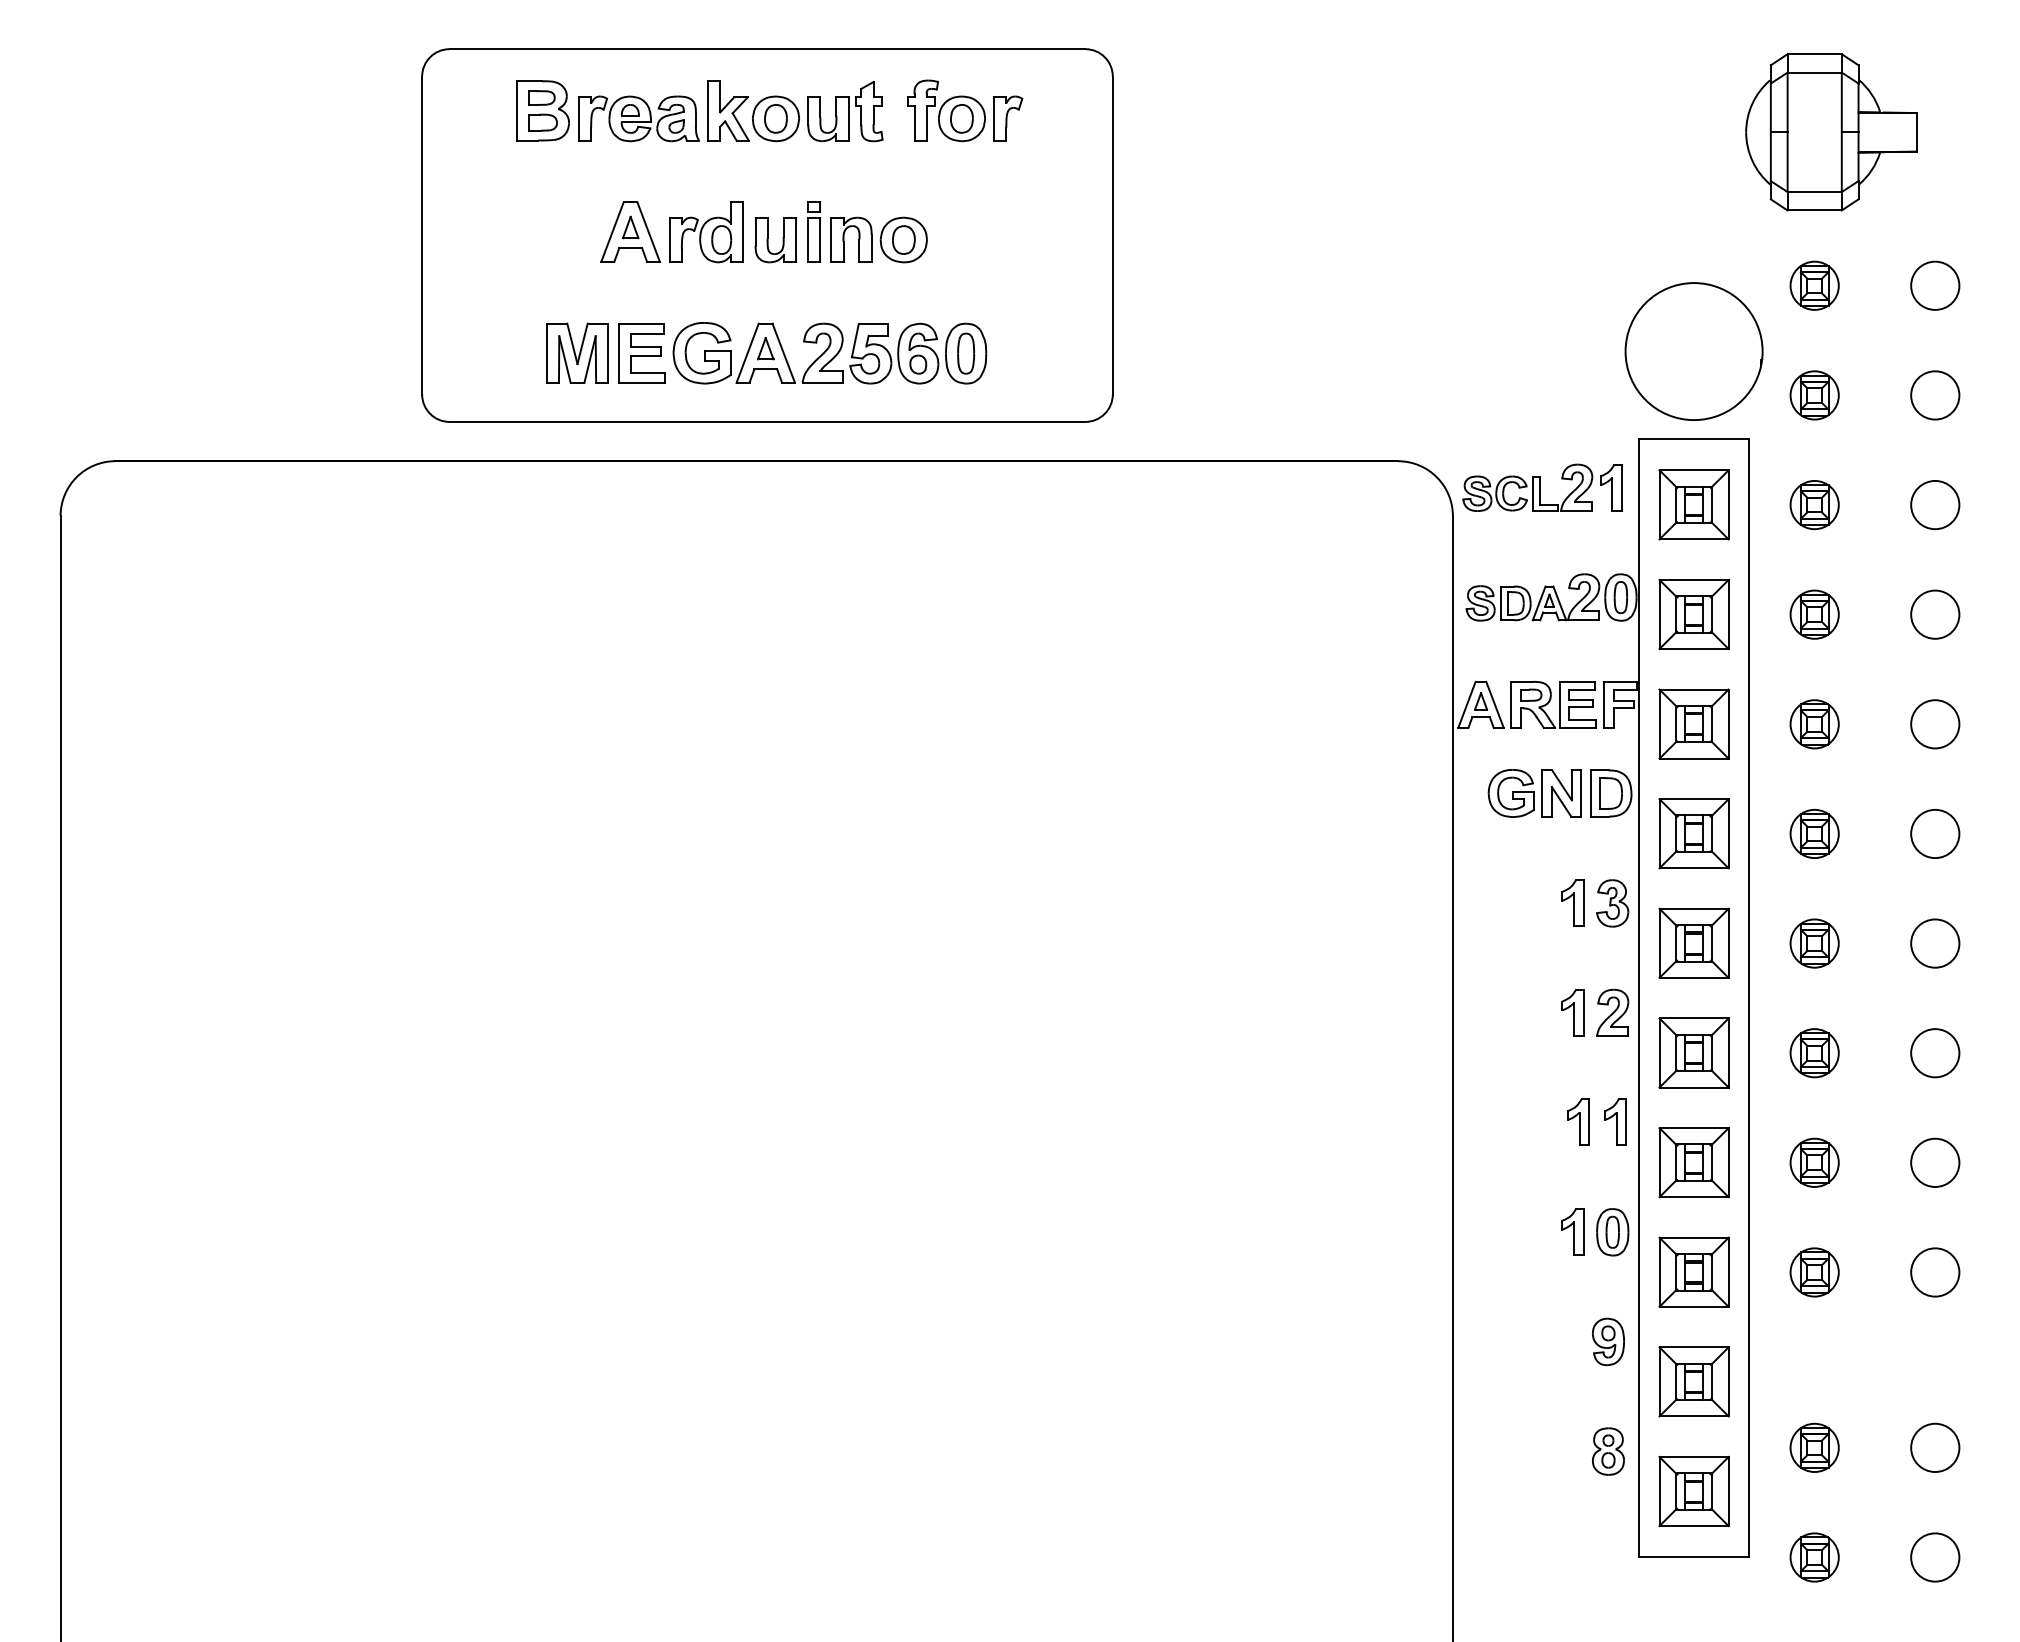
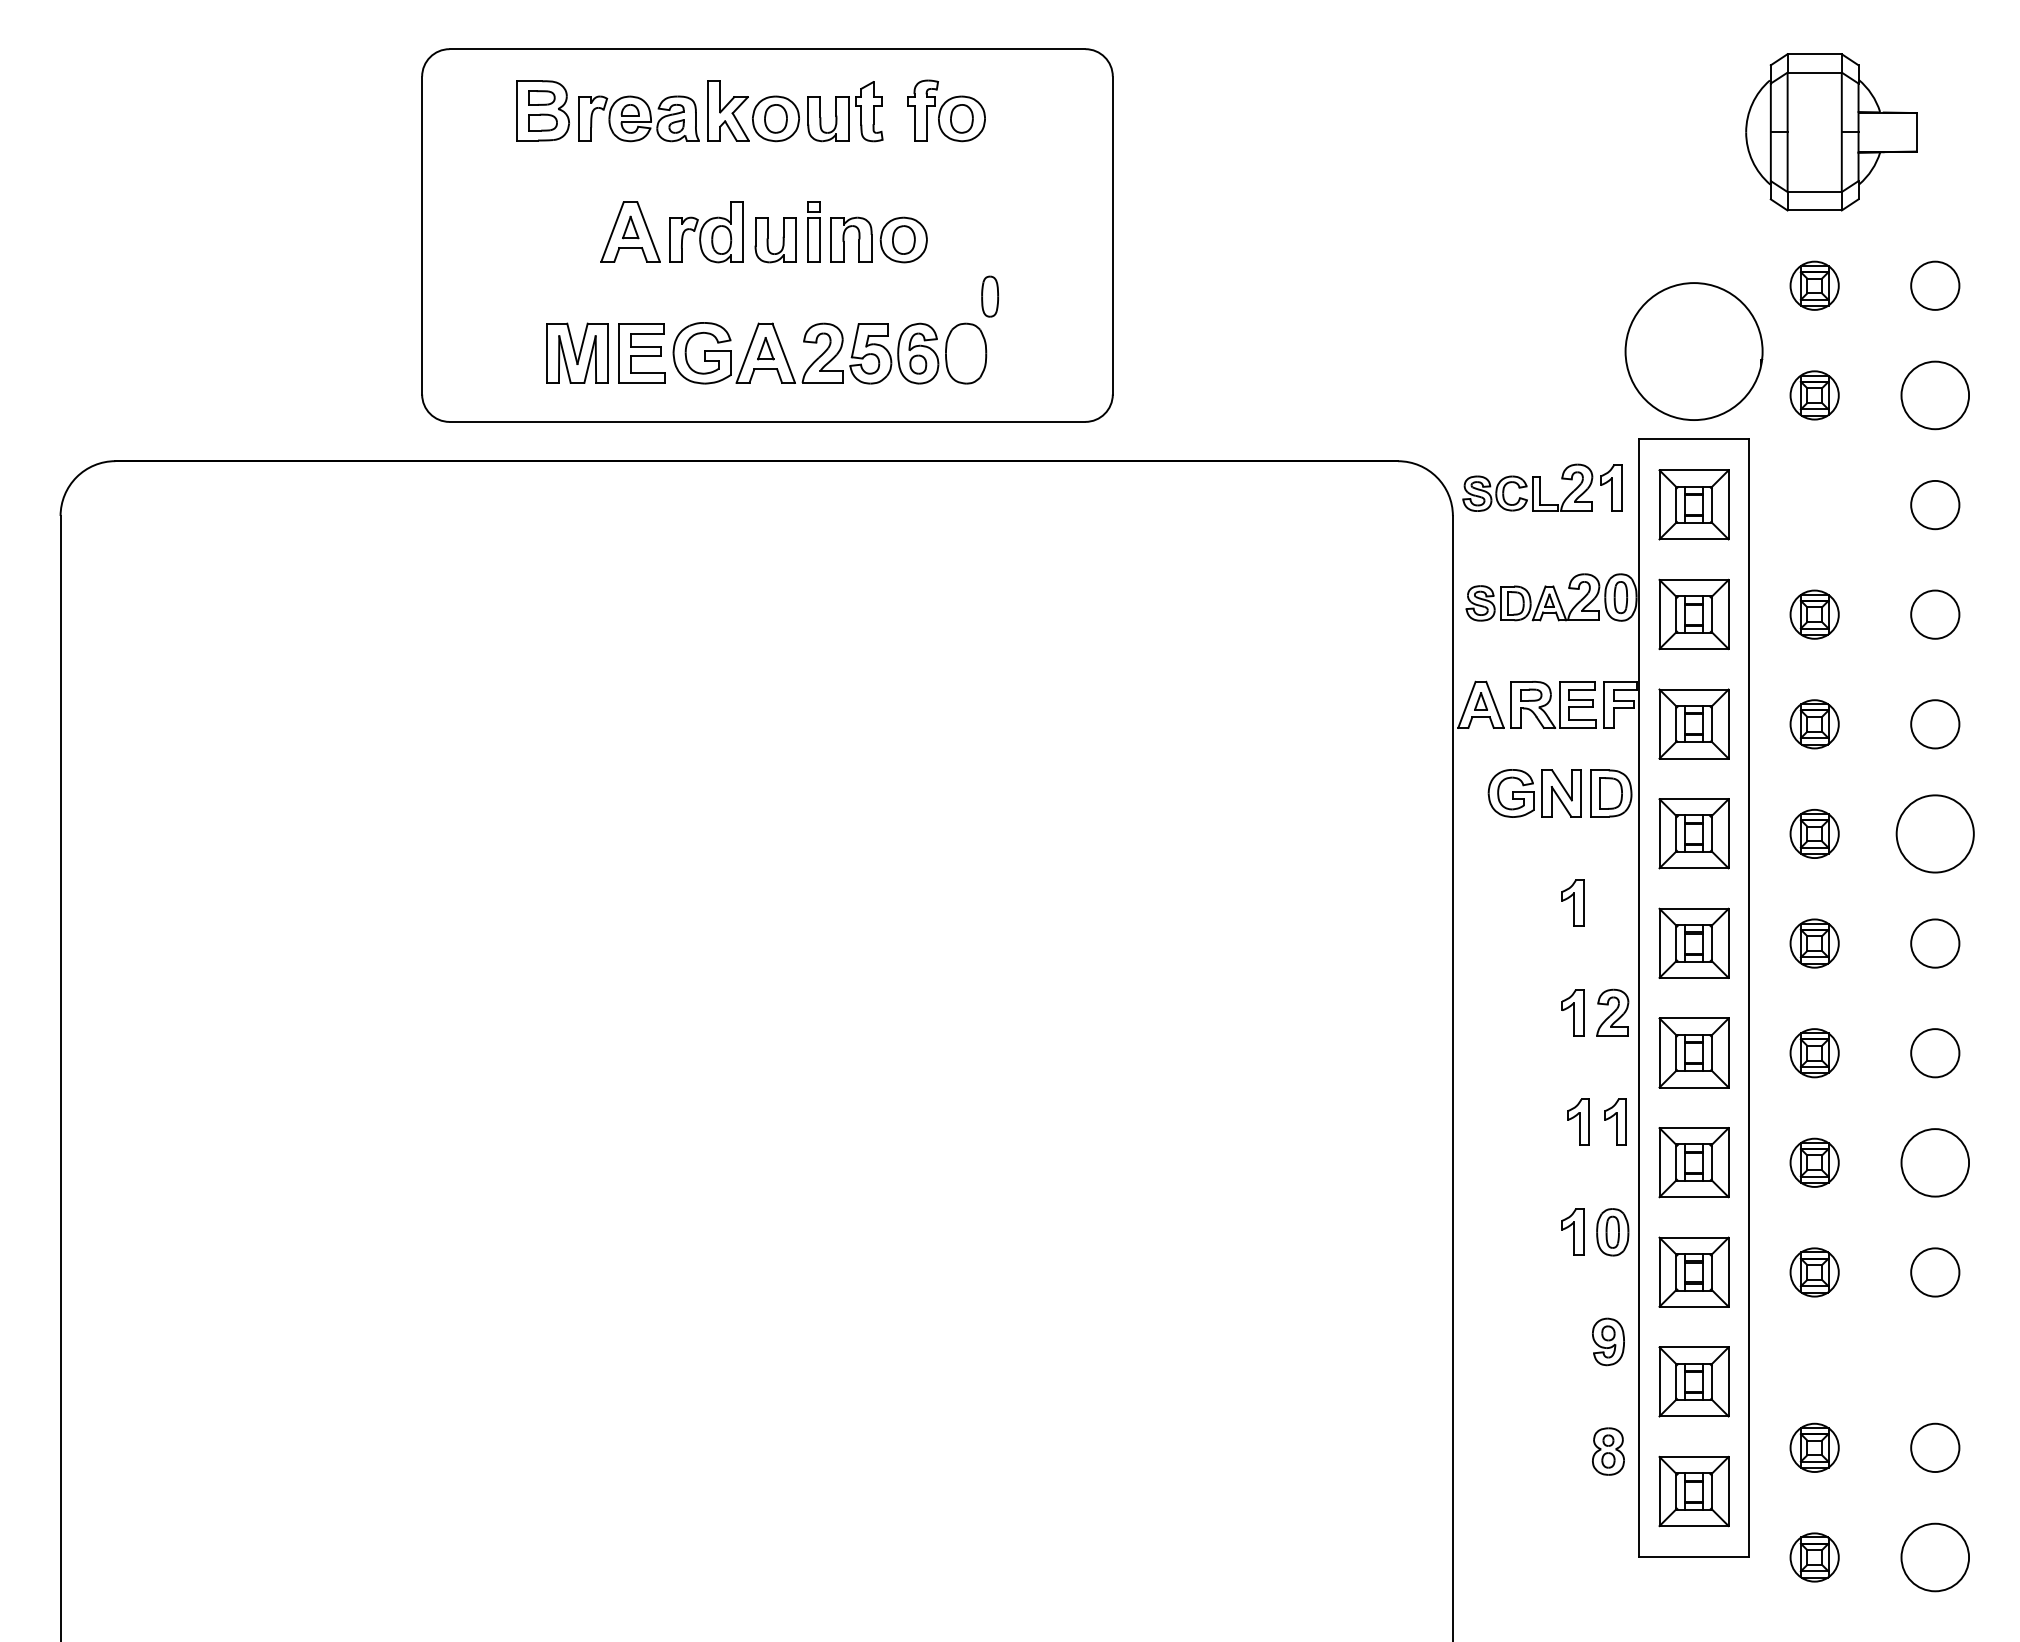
part: present -> none (1008, 118)
part position: (965, 353) -> (989, 296) (989, 296)
circle diameter: 48 px -> 68 px (1935, 395)
part: present -> none (1814, 505)
circle diameter: 48 px -> 77 px (1934, 833)
part: present -> none (1612, 903)
circle diameter: 48 px -> 68 px (1935, 1162)
circle diameter: 48 px -> 68 px (1935, 1557)
